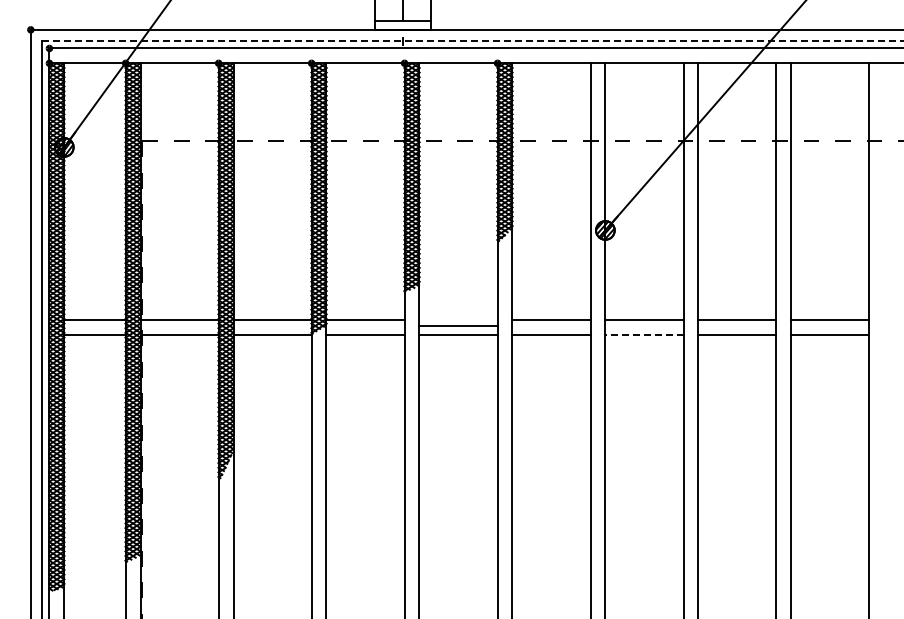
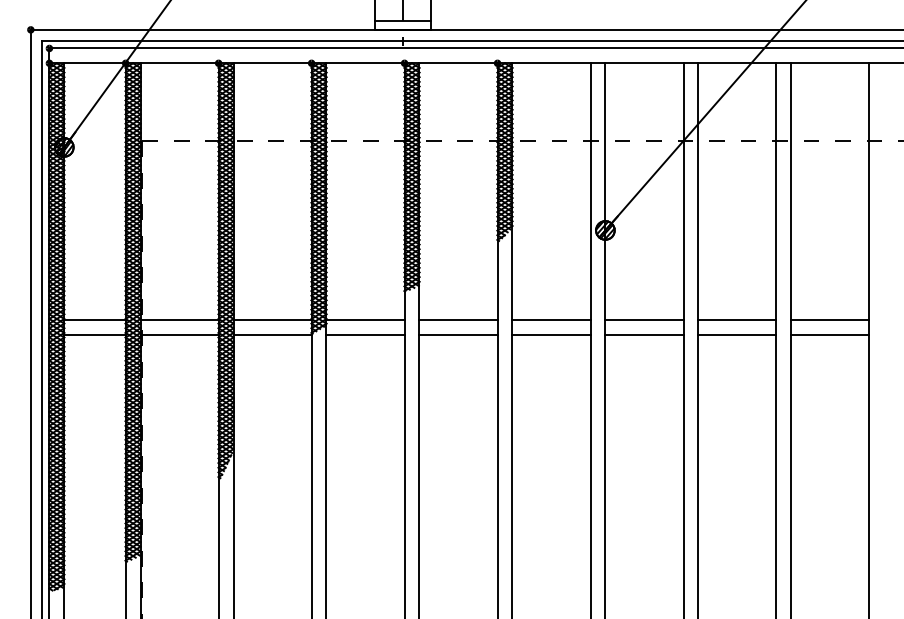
line: dashed -> solid (472, 41)
line position: (458, 325) -> (458, 319) (458, 319)
line: dashed -> solid (643, 334)
